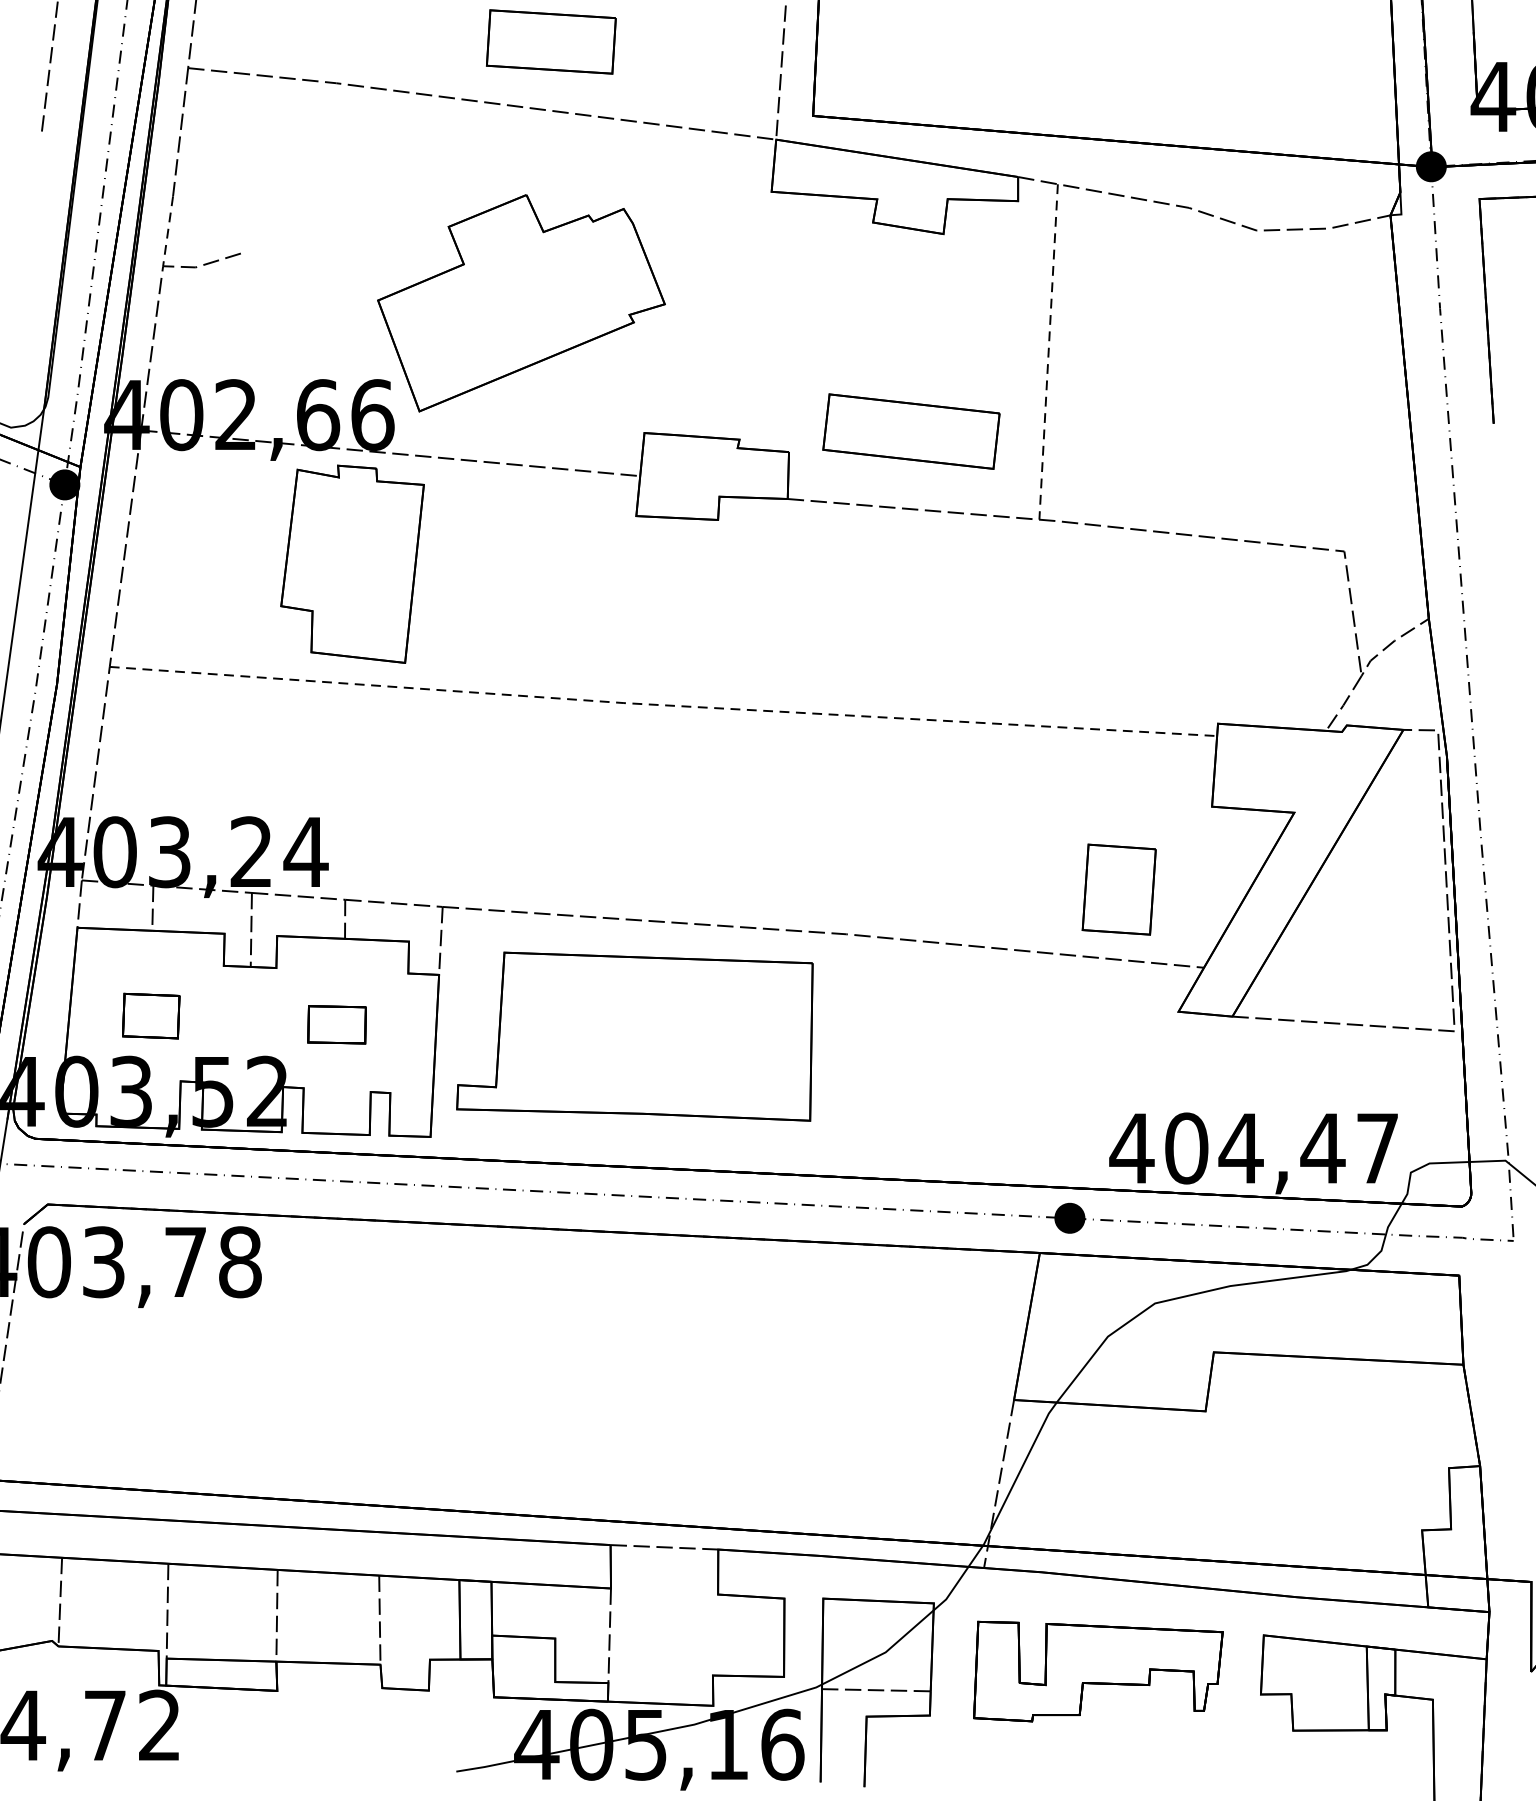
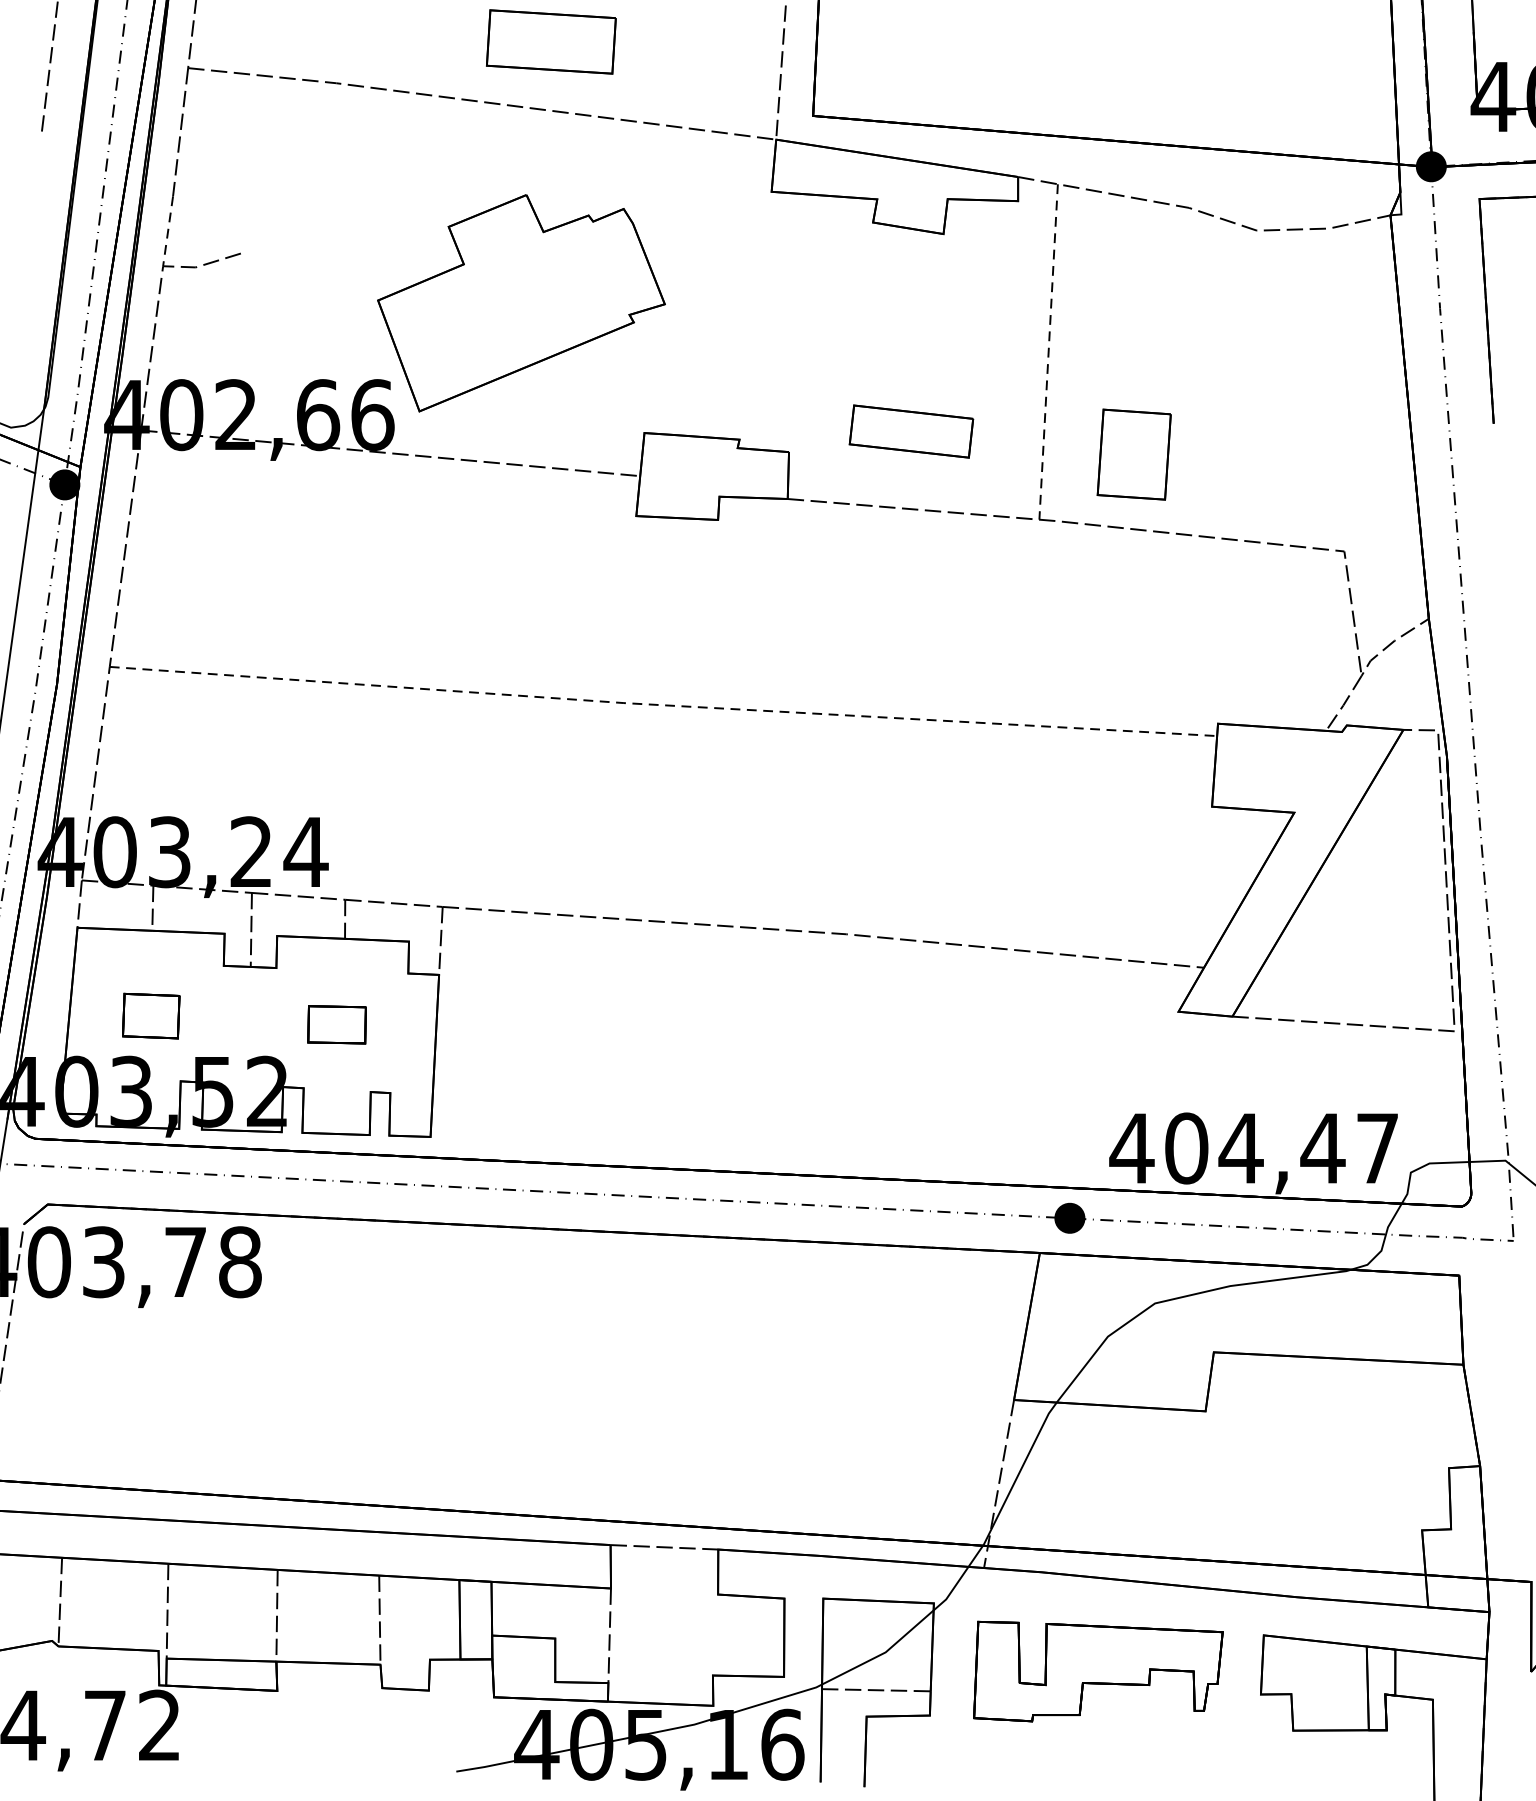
part size: 179x77 px -> 127x55 px (911, 431)
part: present -> none (352, 563)
part position: (1118, 889) -> (1133, 454) (1133, 454)
part: present -> none (634, 1036)
